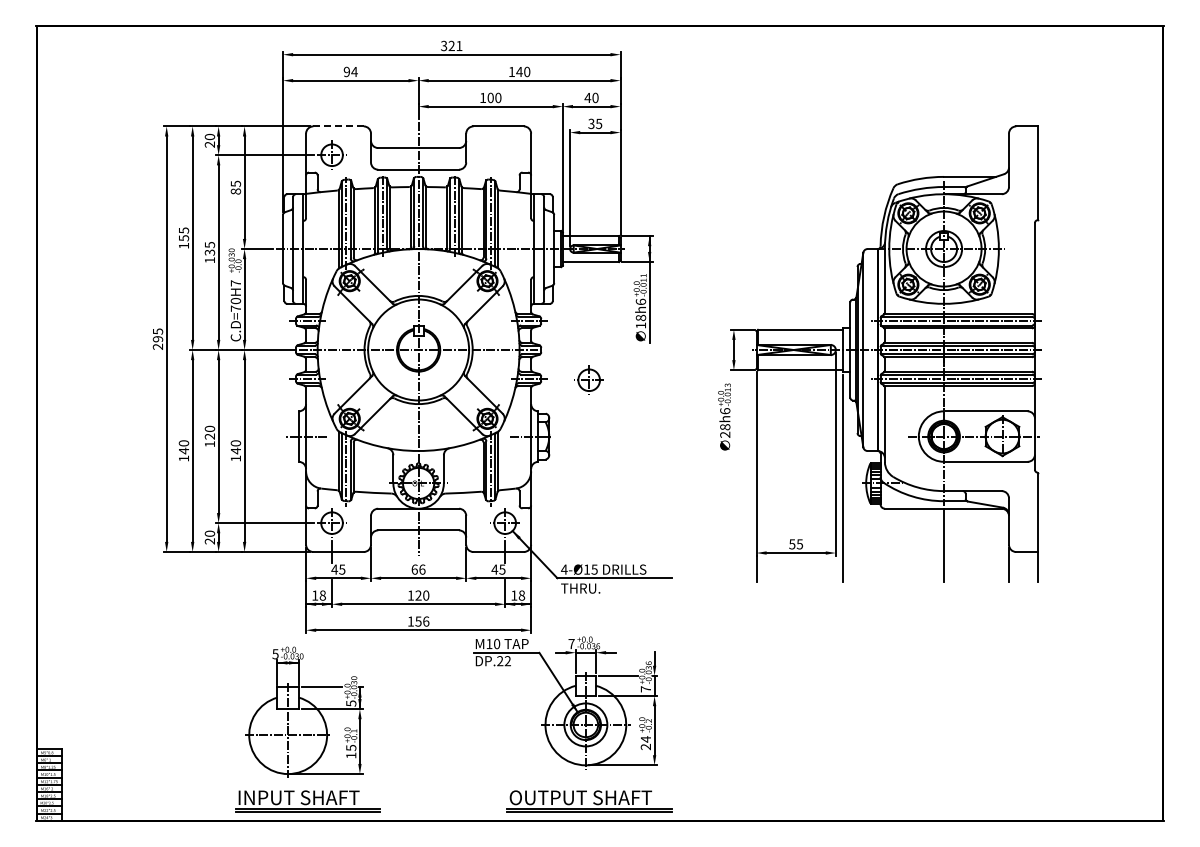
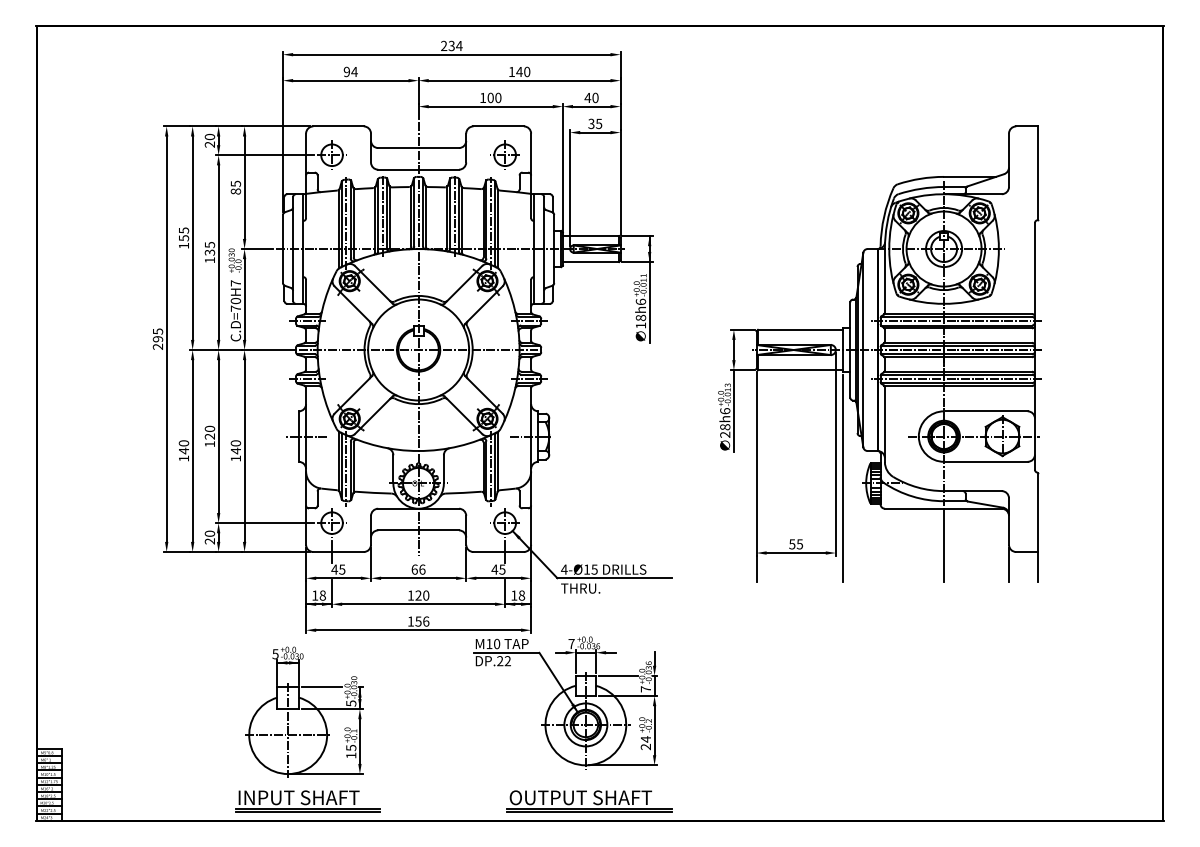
text: 321 -> 234 (451, 46)
line: dashed -> solid (339, 126)
part position: (588, 379) -> (504, 154) (504, 154)
line: none -> present (733, 411)
